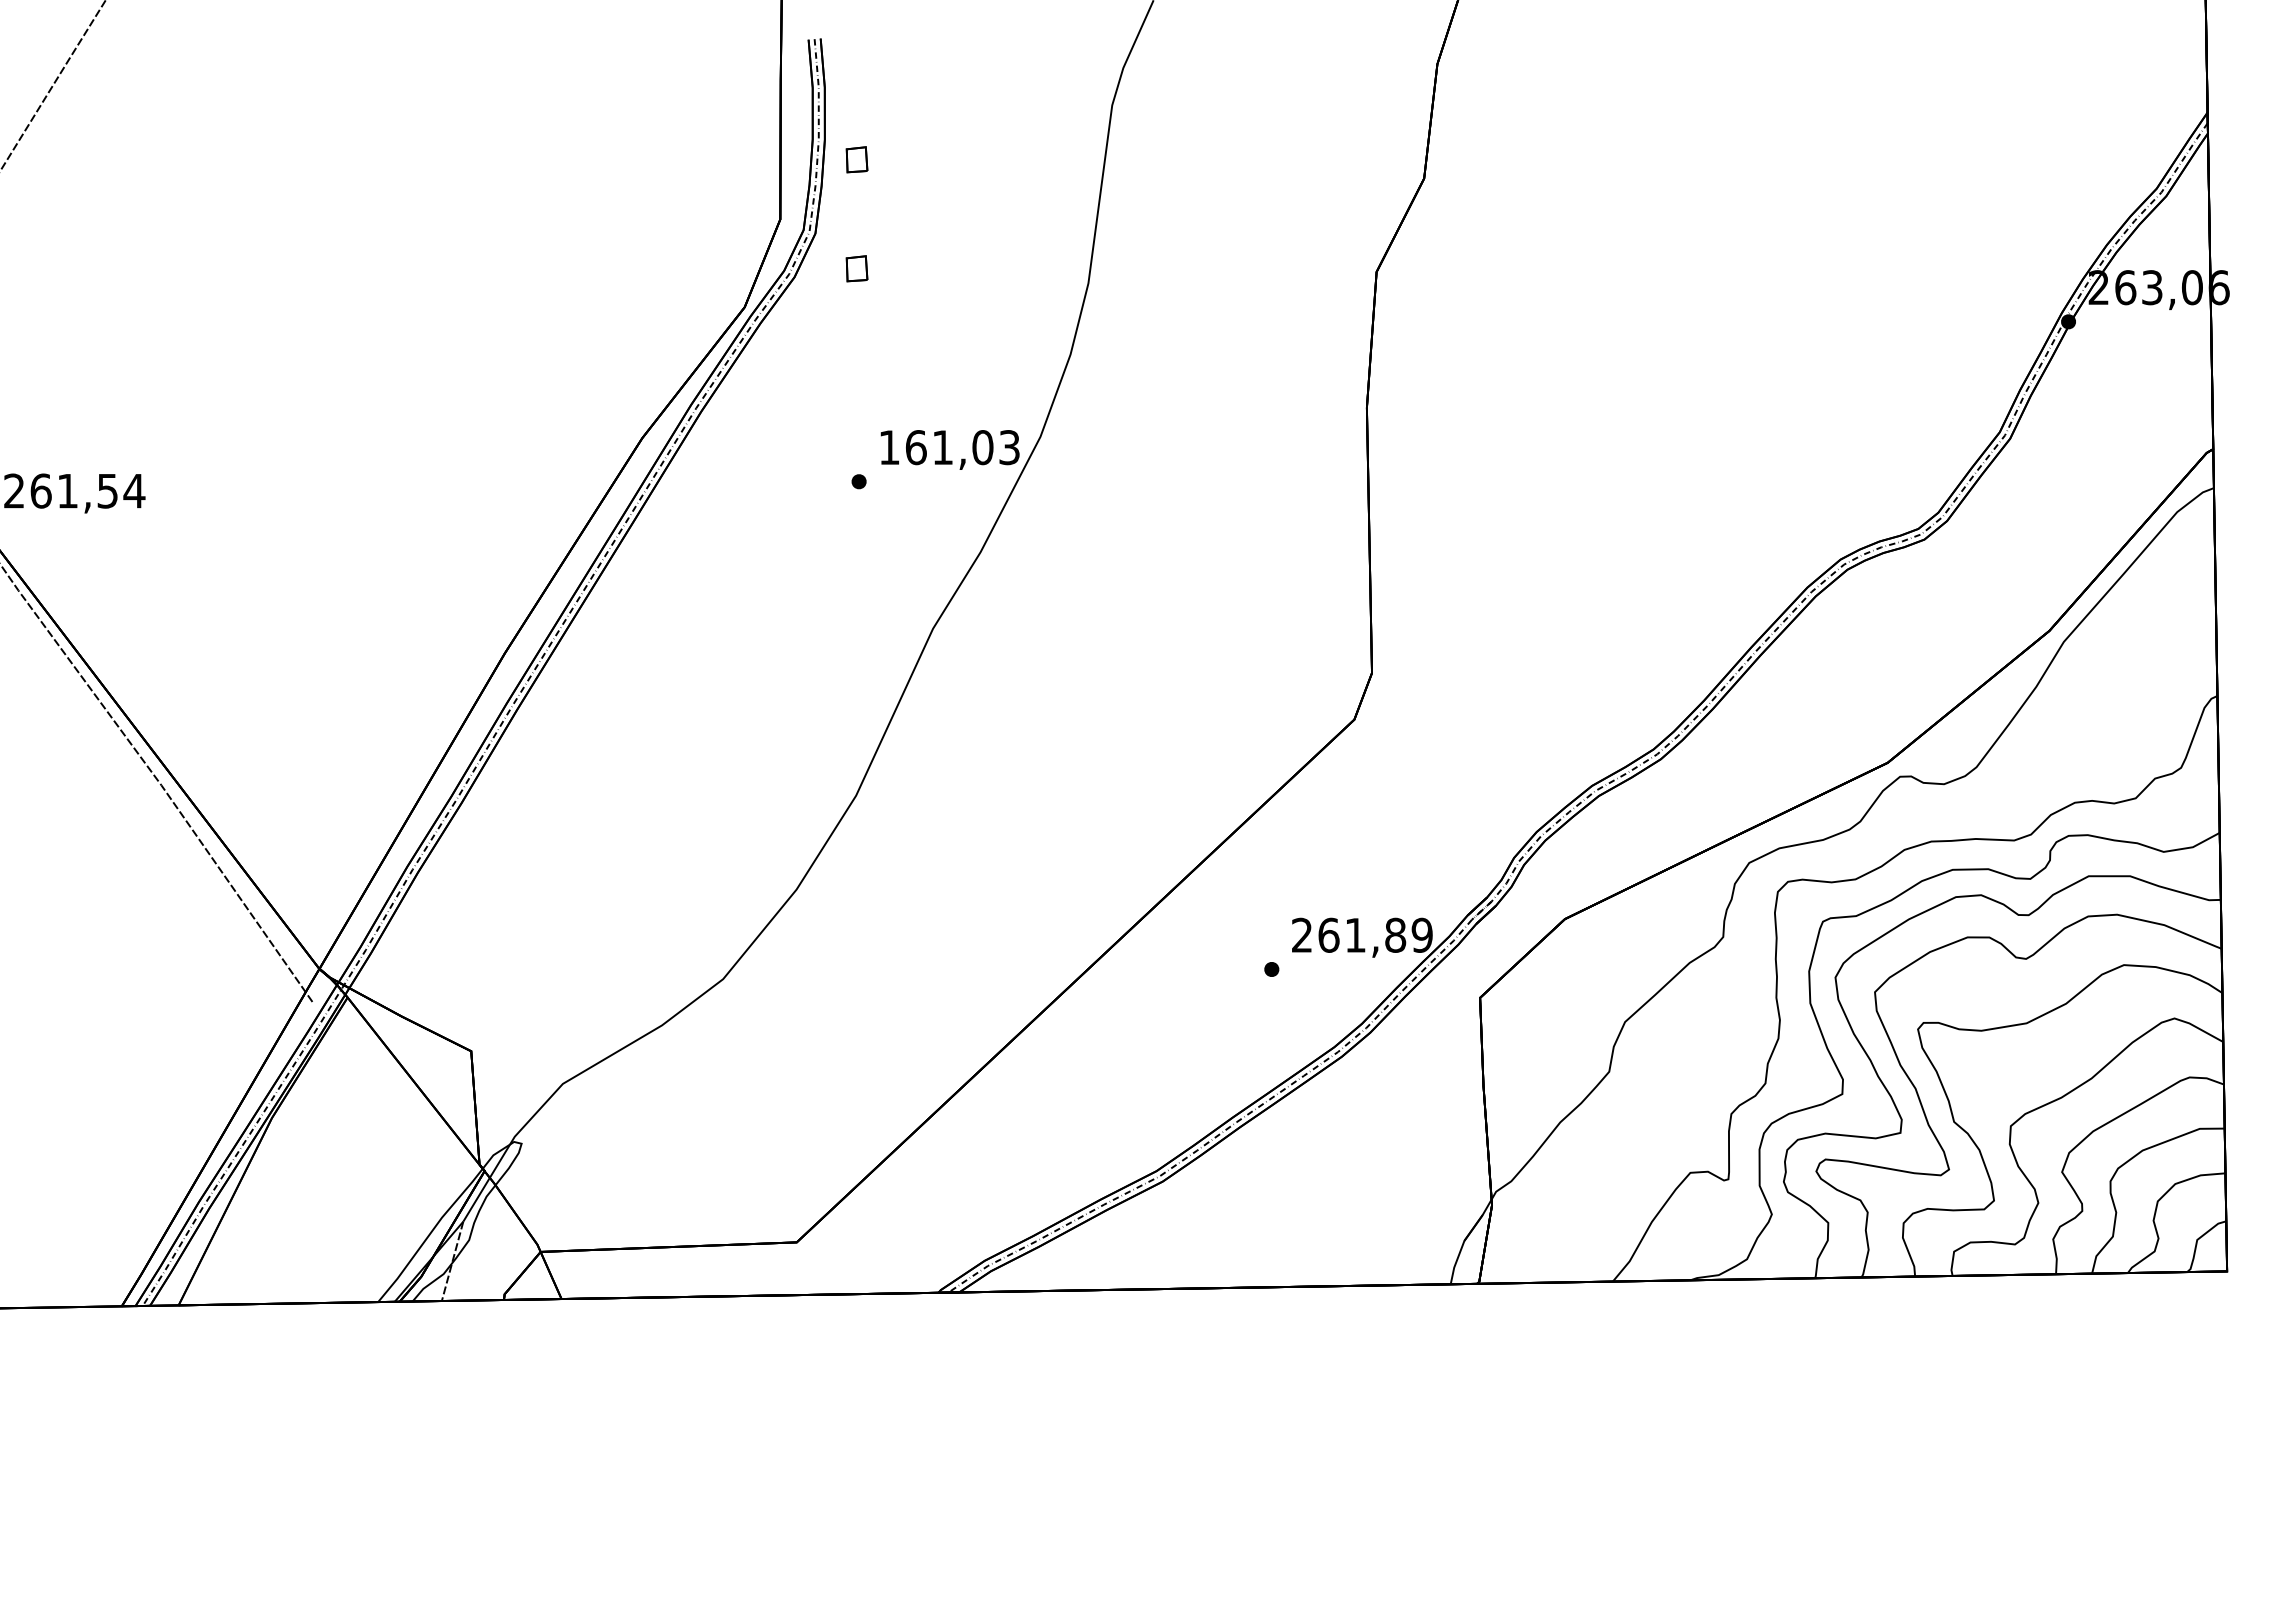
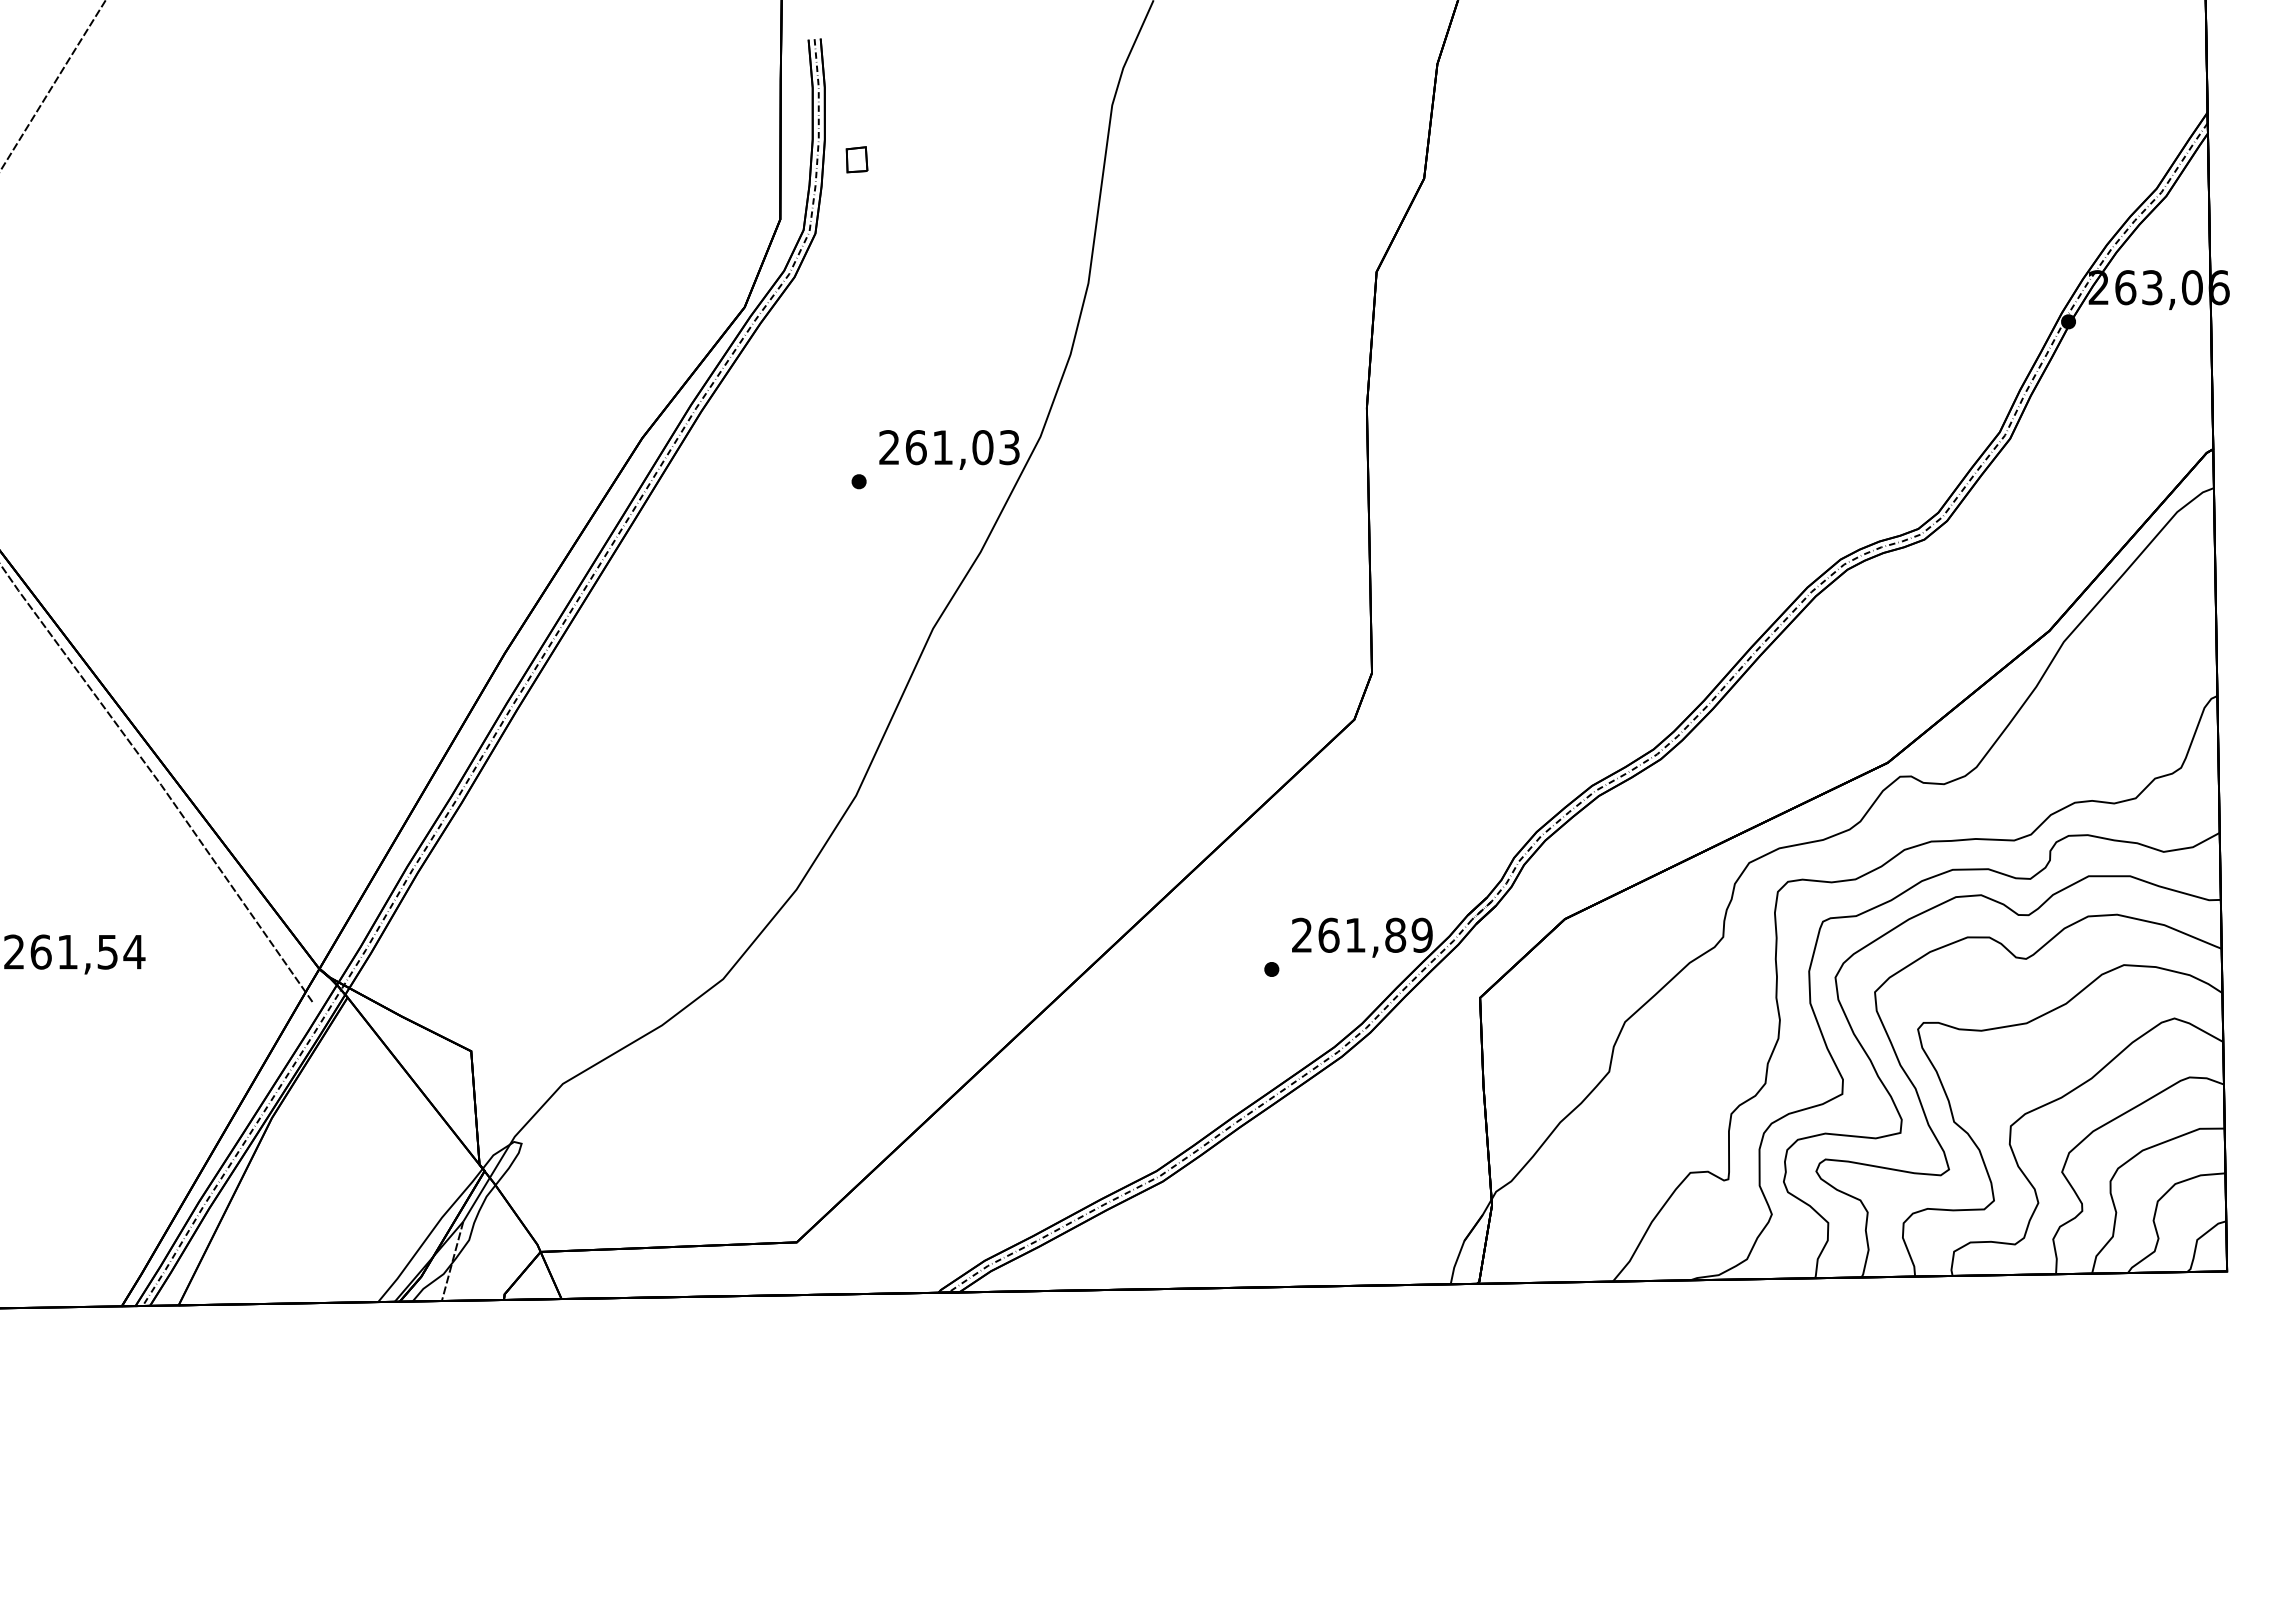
part: present -> none (856, 268)
text: 161,03 -> 261,03 (889, 447)
text position: (74, 493) -> (74, 954) (74, 954)
